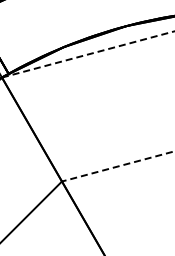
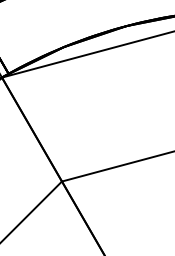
line: dashed -> solid (88, 54)
line: dashed -> solid (117, 166)
